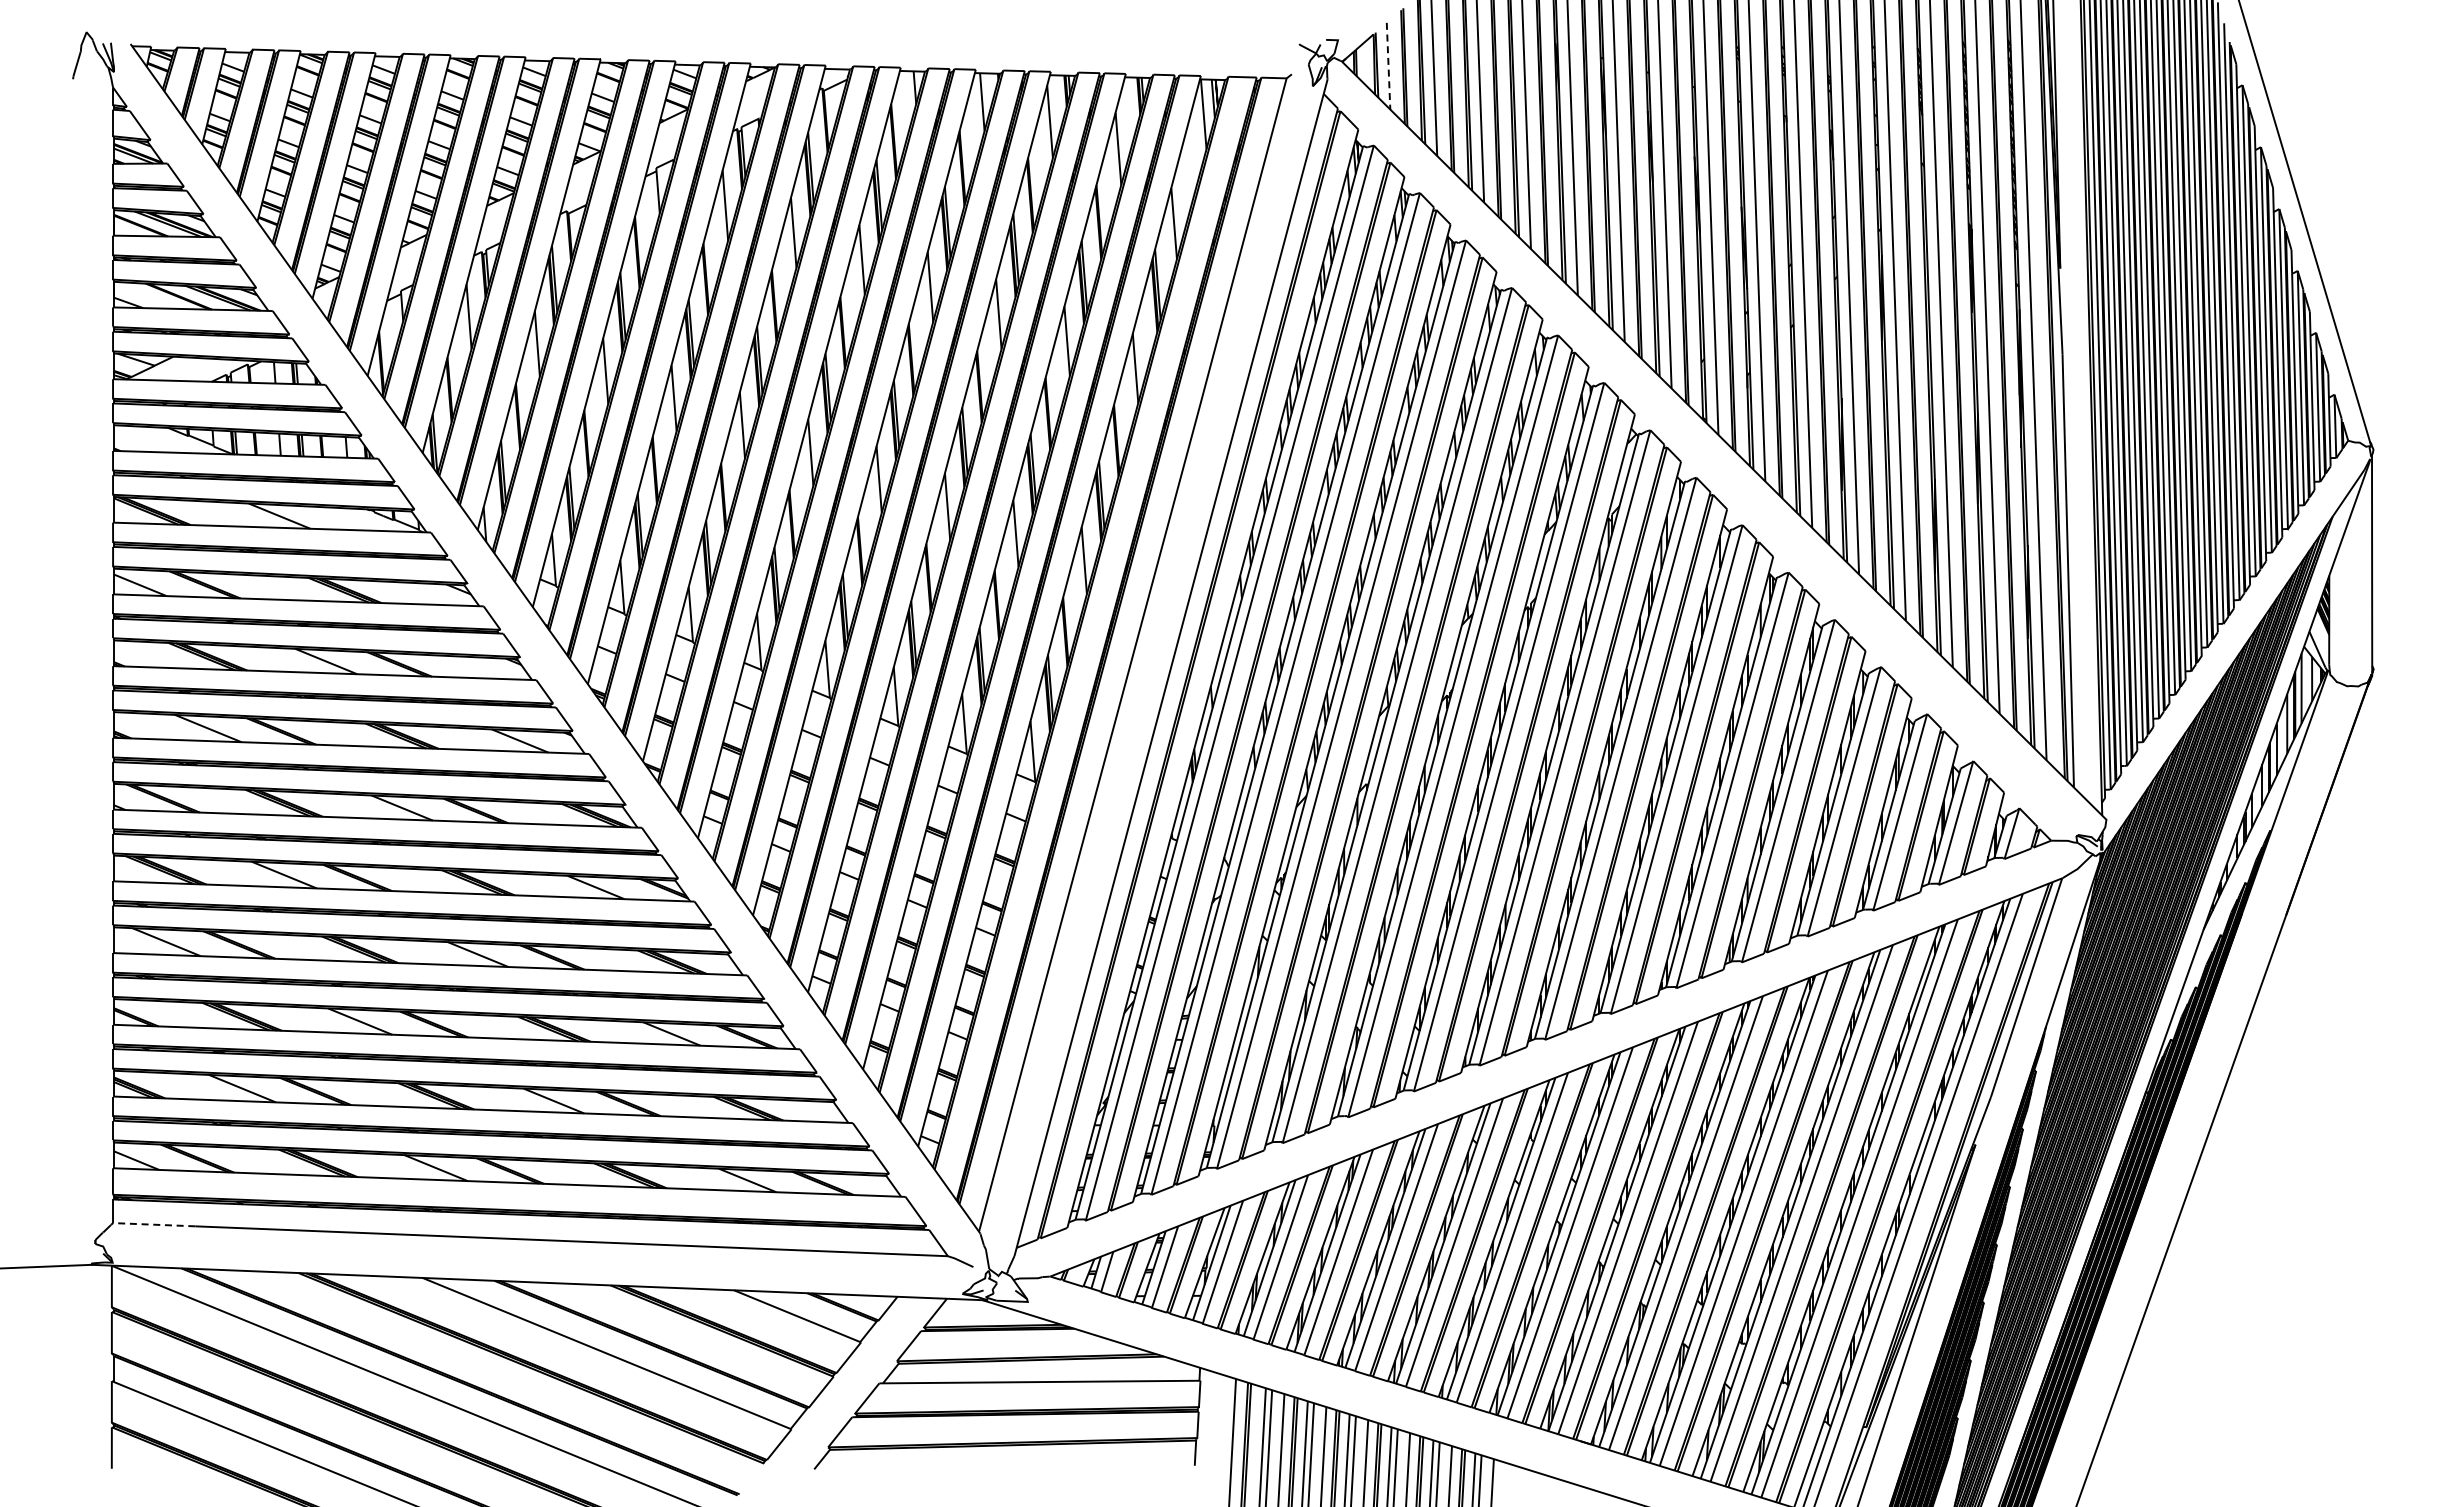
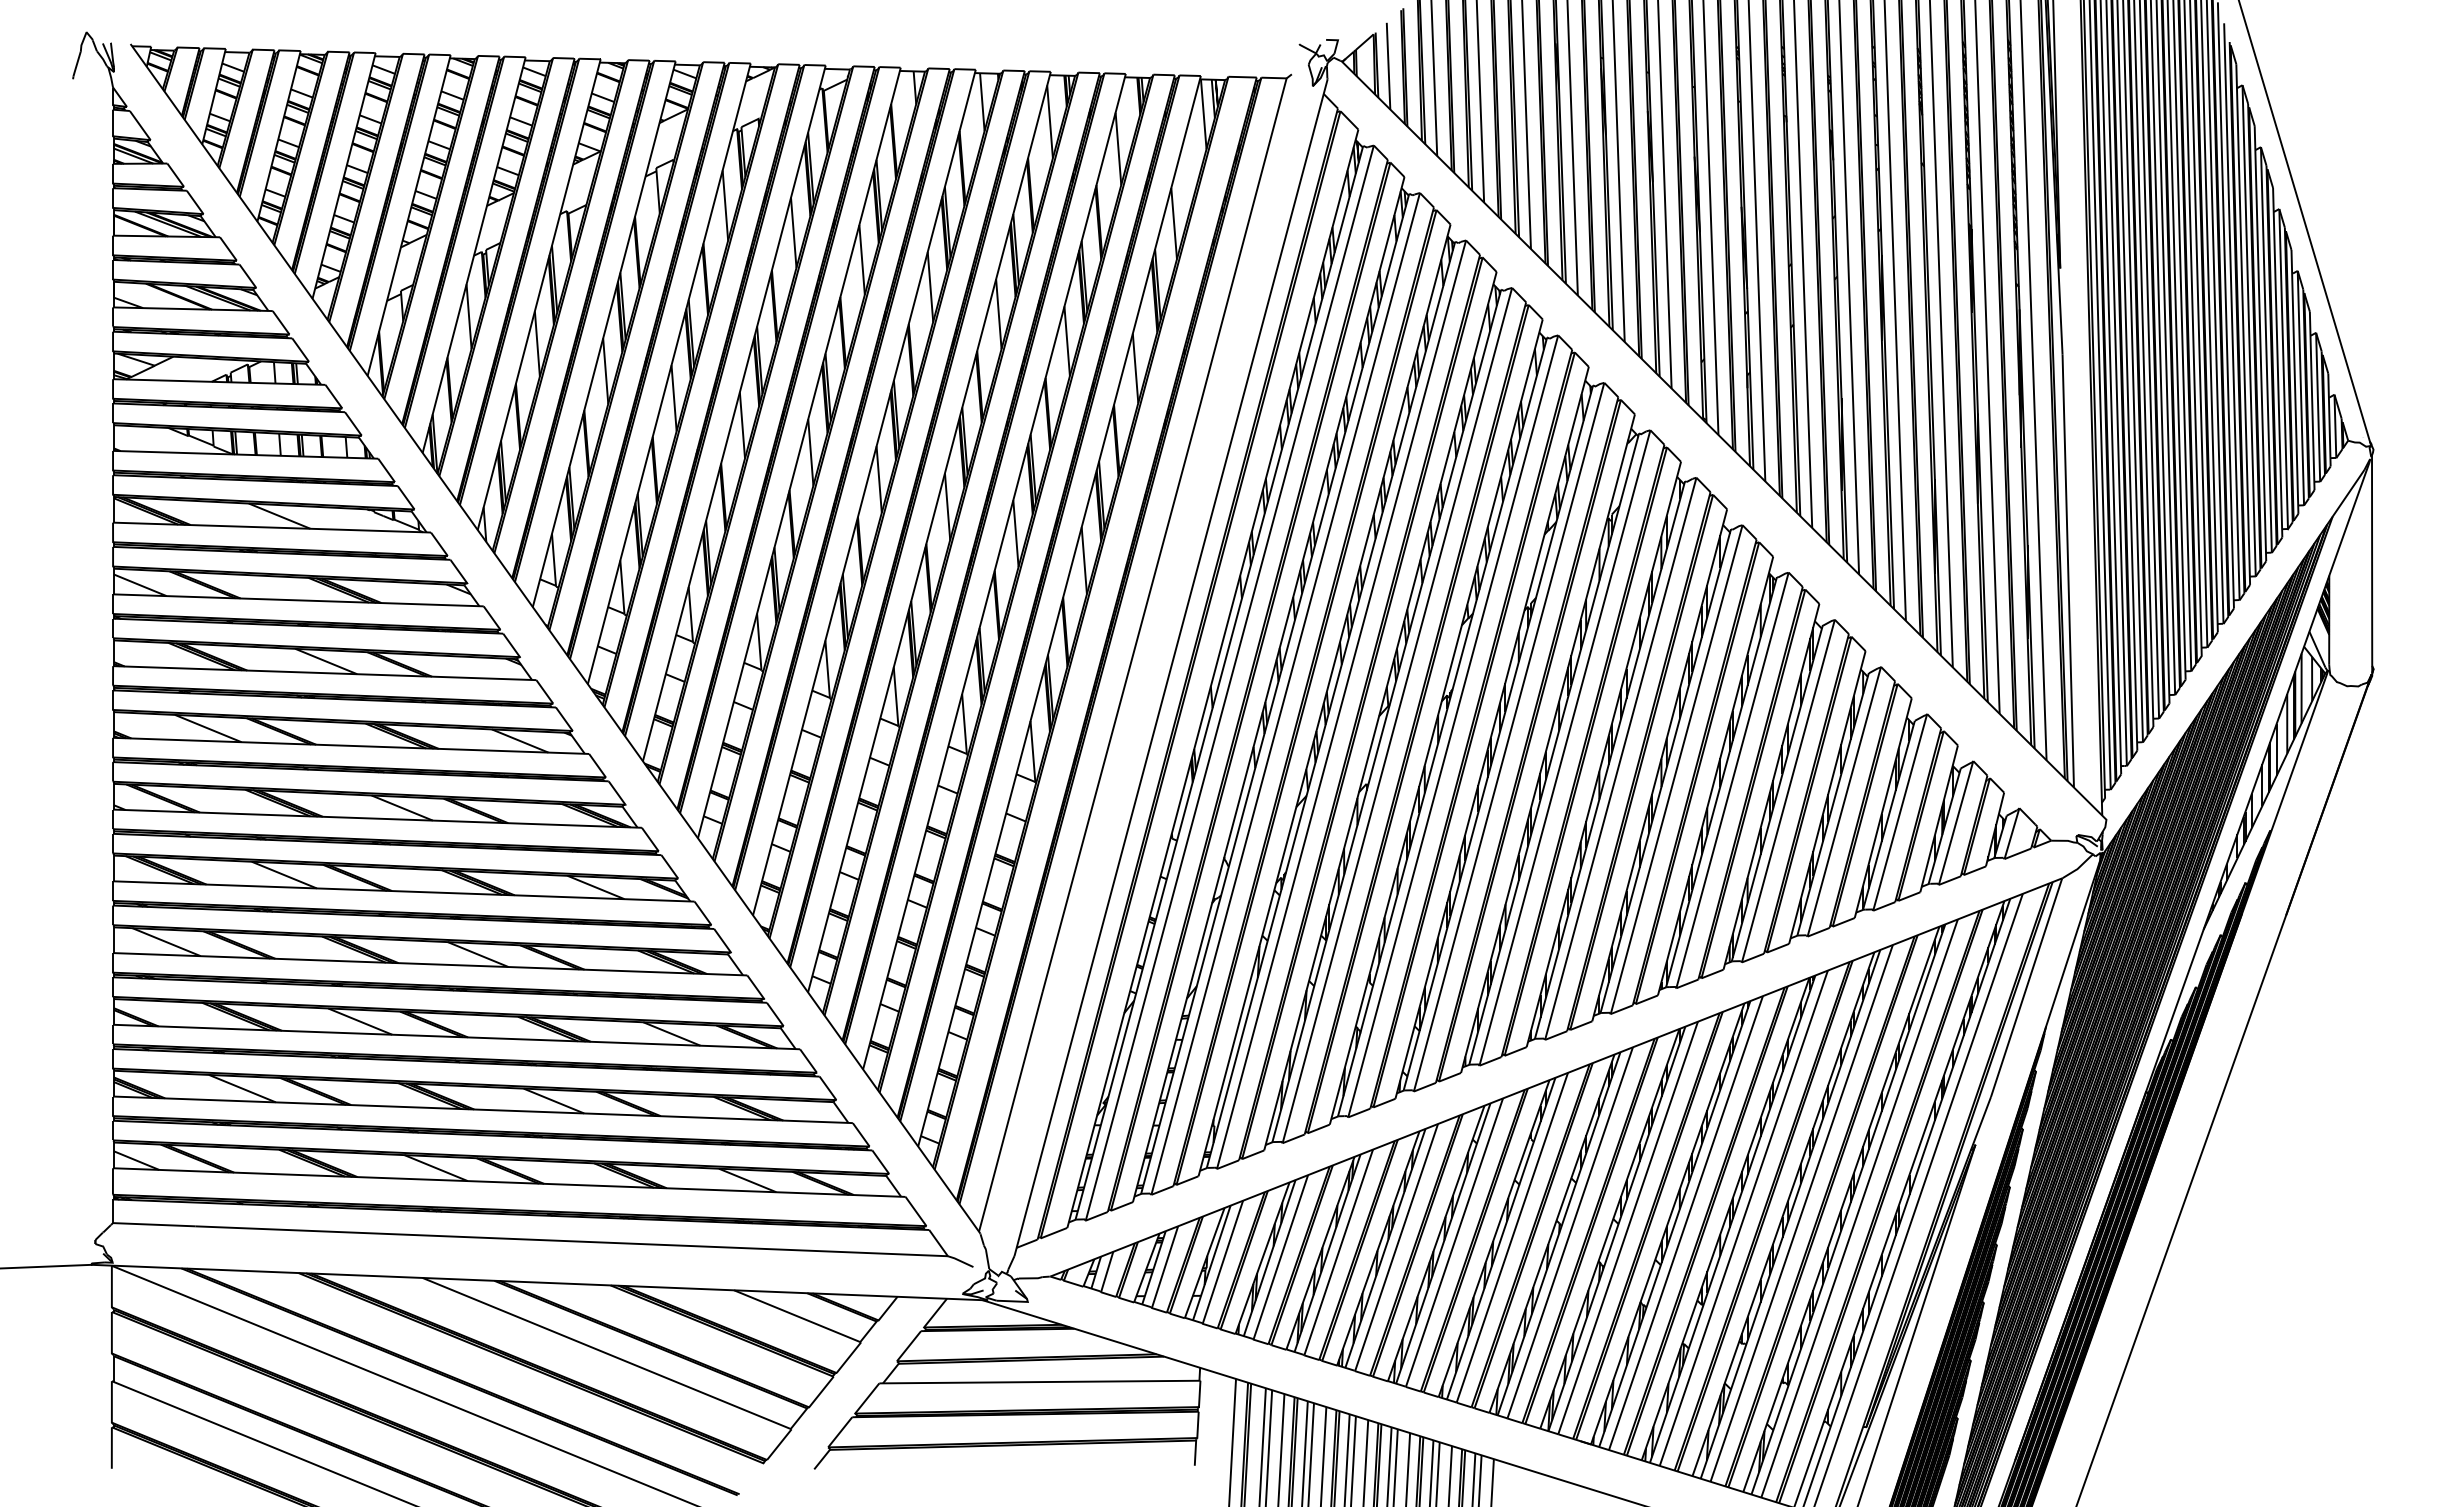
line: dashed -> solid (1388, 66)
line: dashed -> solid (153, 1224)
